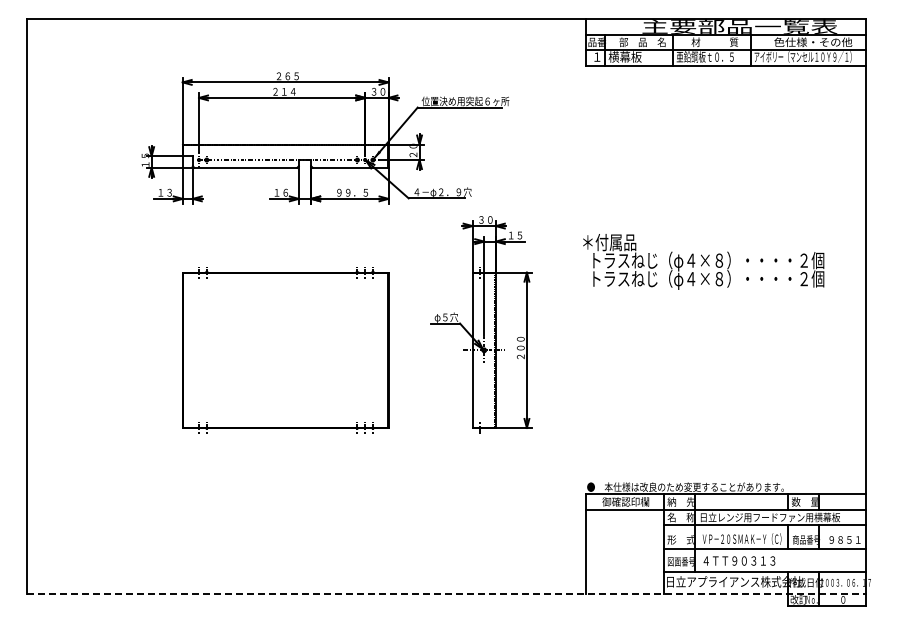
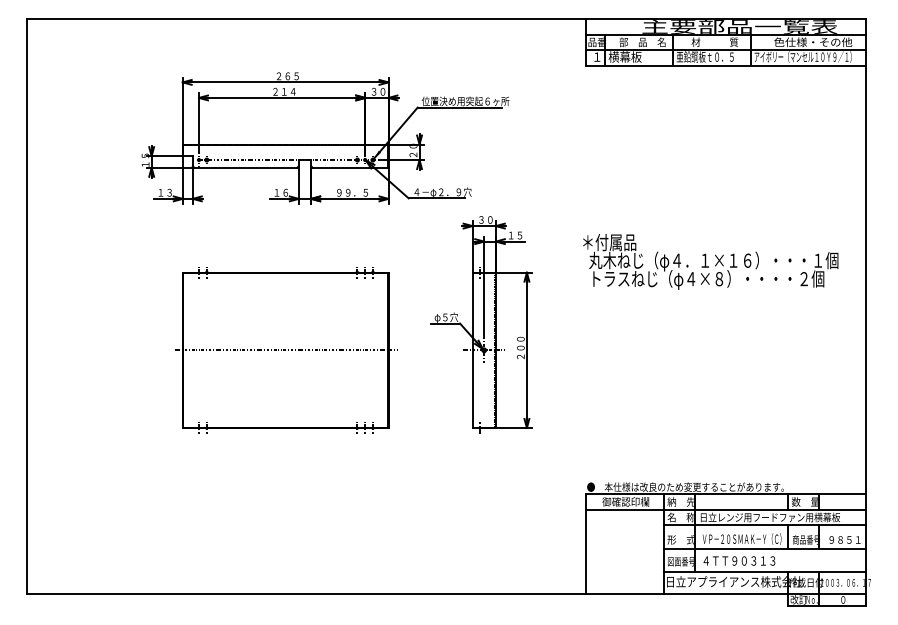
text: トラスねじ（φ４×８）・・・・２個 -> 丸木ねじ（φ４．１×１６）・・・１個 (713, 261)
line: none -> present (286, 350)
line: dashed -> solid (446, 593)
